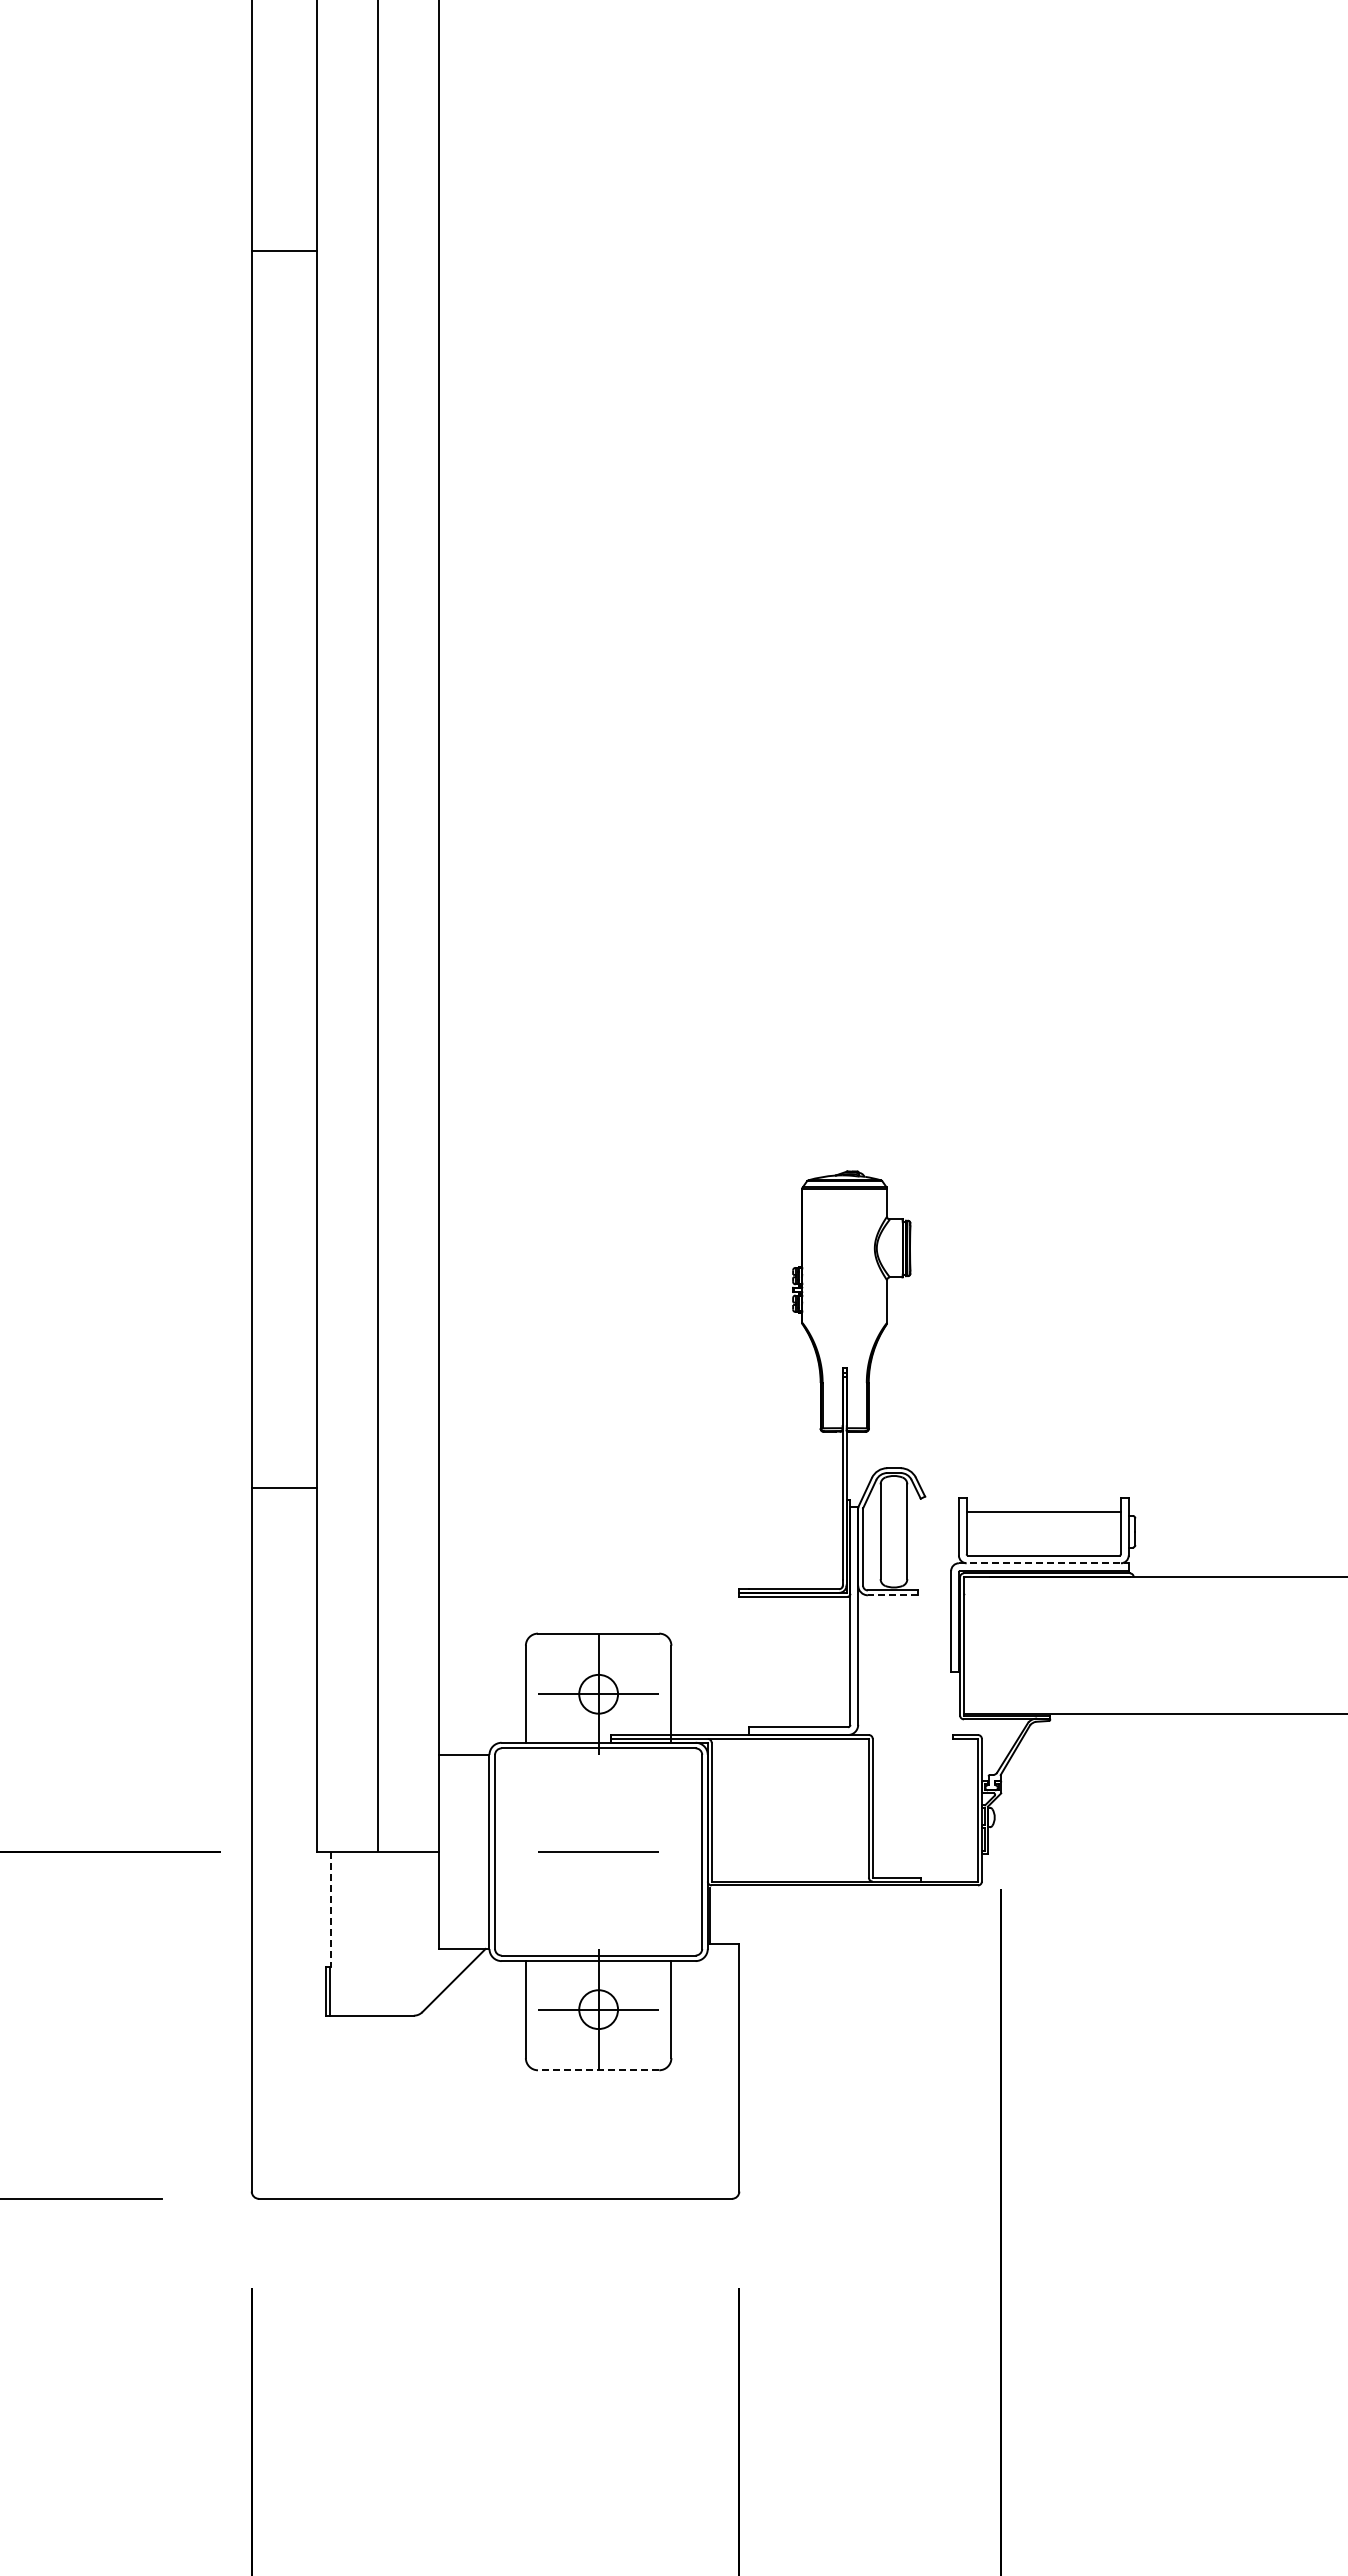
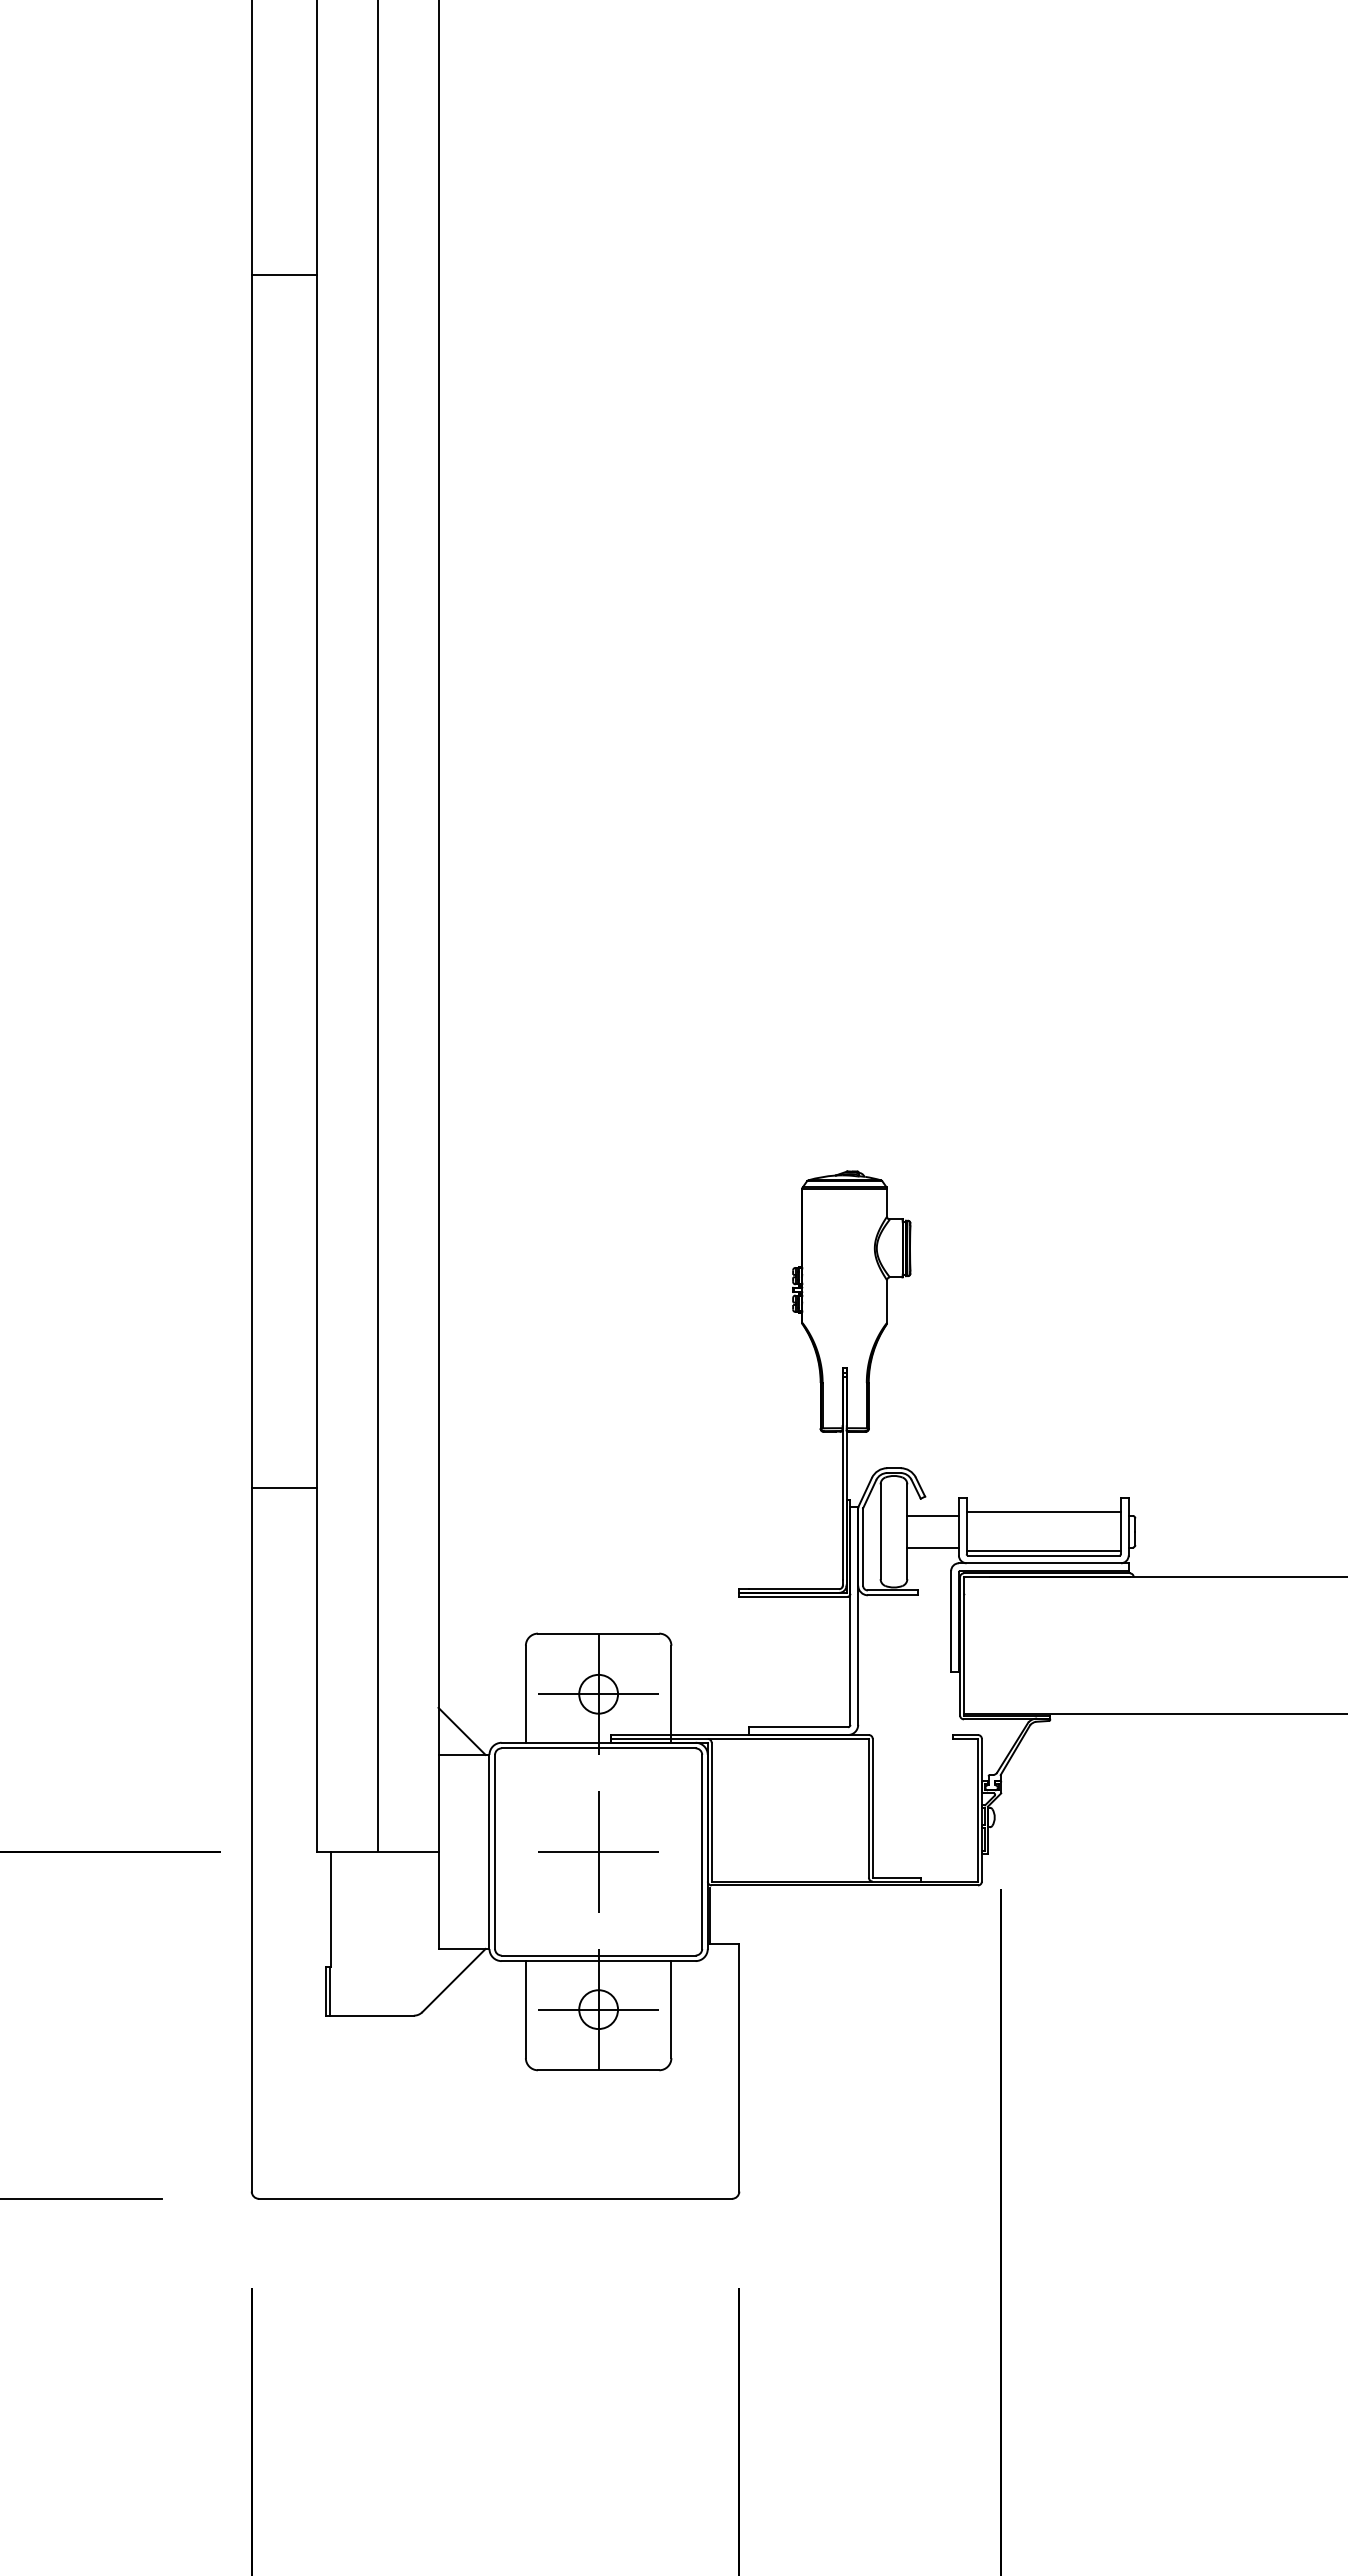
line position: (284, 251) -> (284, 275) (284, 275)
line: none -> present (932, 1515)
line: none -> present (932, 1547)
line: none -> present (1043, 1551)
line: dashed -> solid (1043, 1563)
line: dashed -> solid (892, 1595)
line: none -> present (461, 1730)
line: none -> present (598, 1851)
line: dashed -> solid (330, 1909)
line: dashed -> solid (598, 2070)
